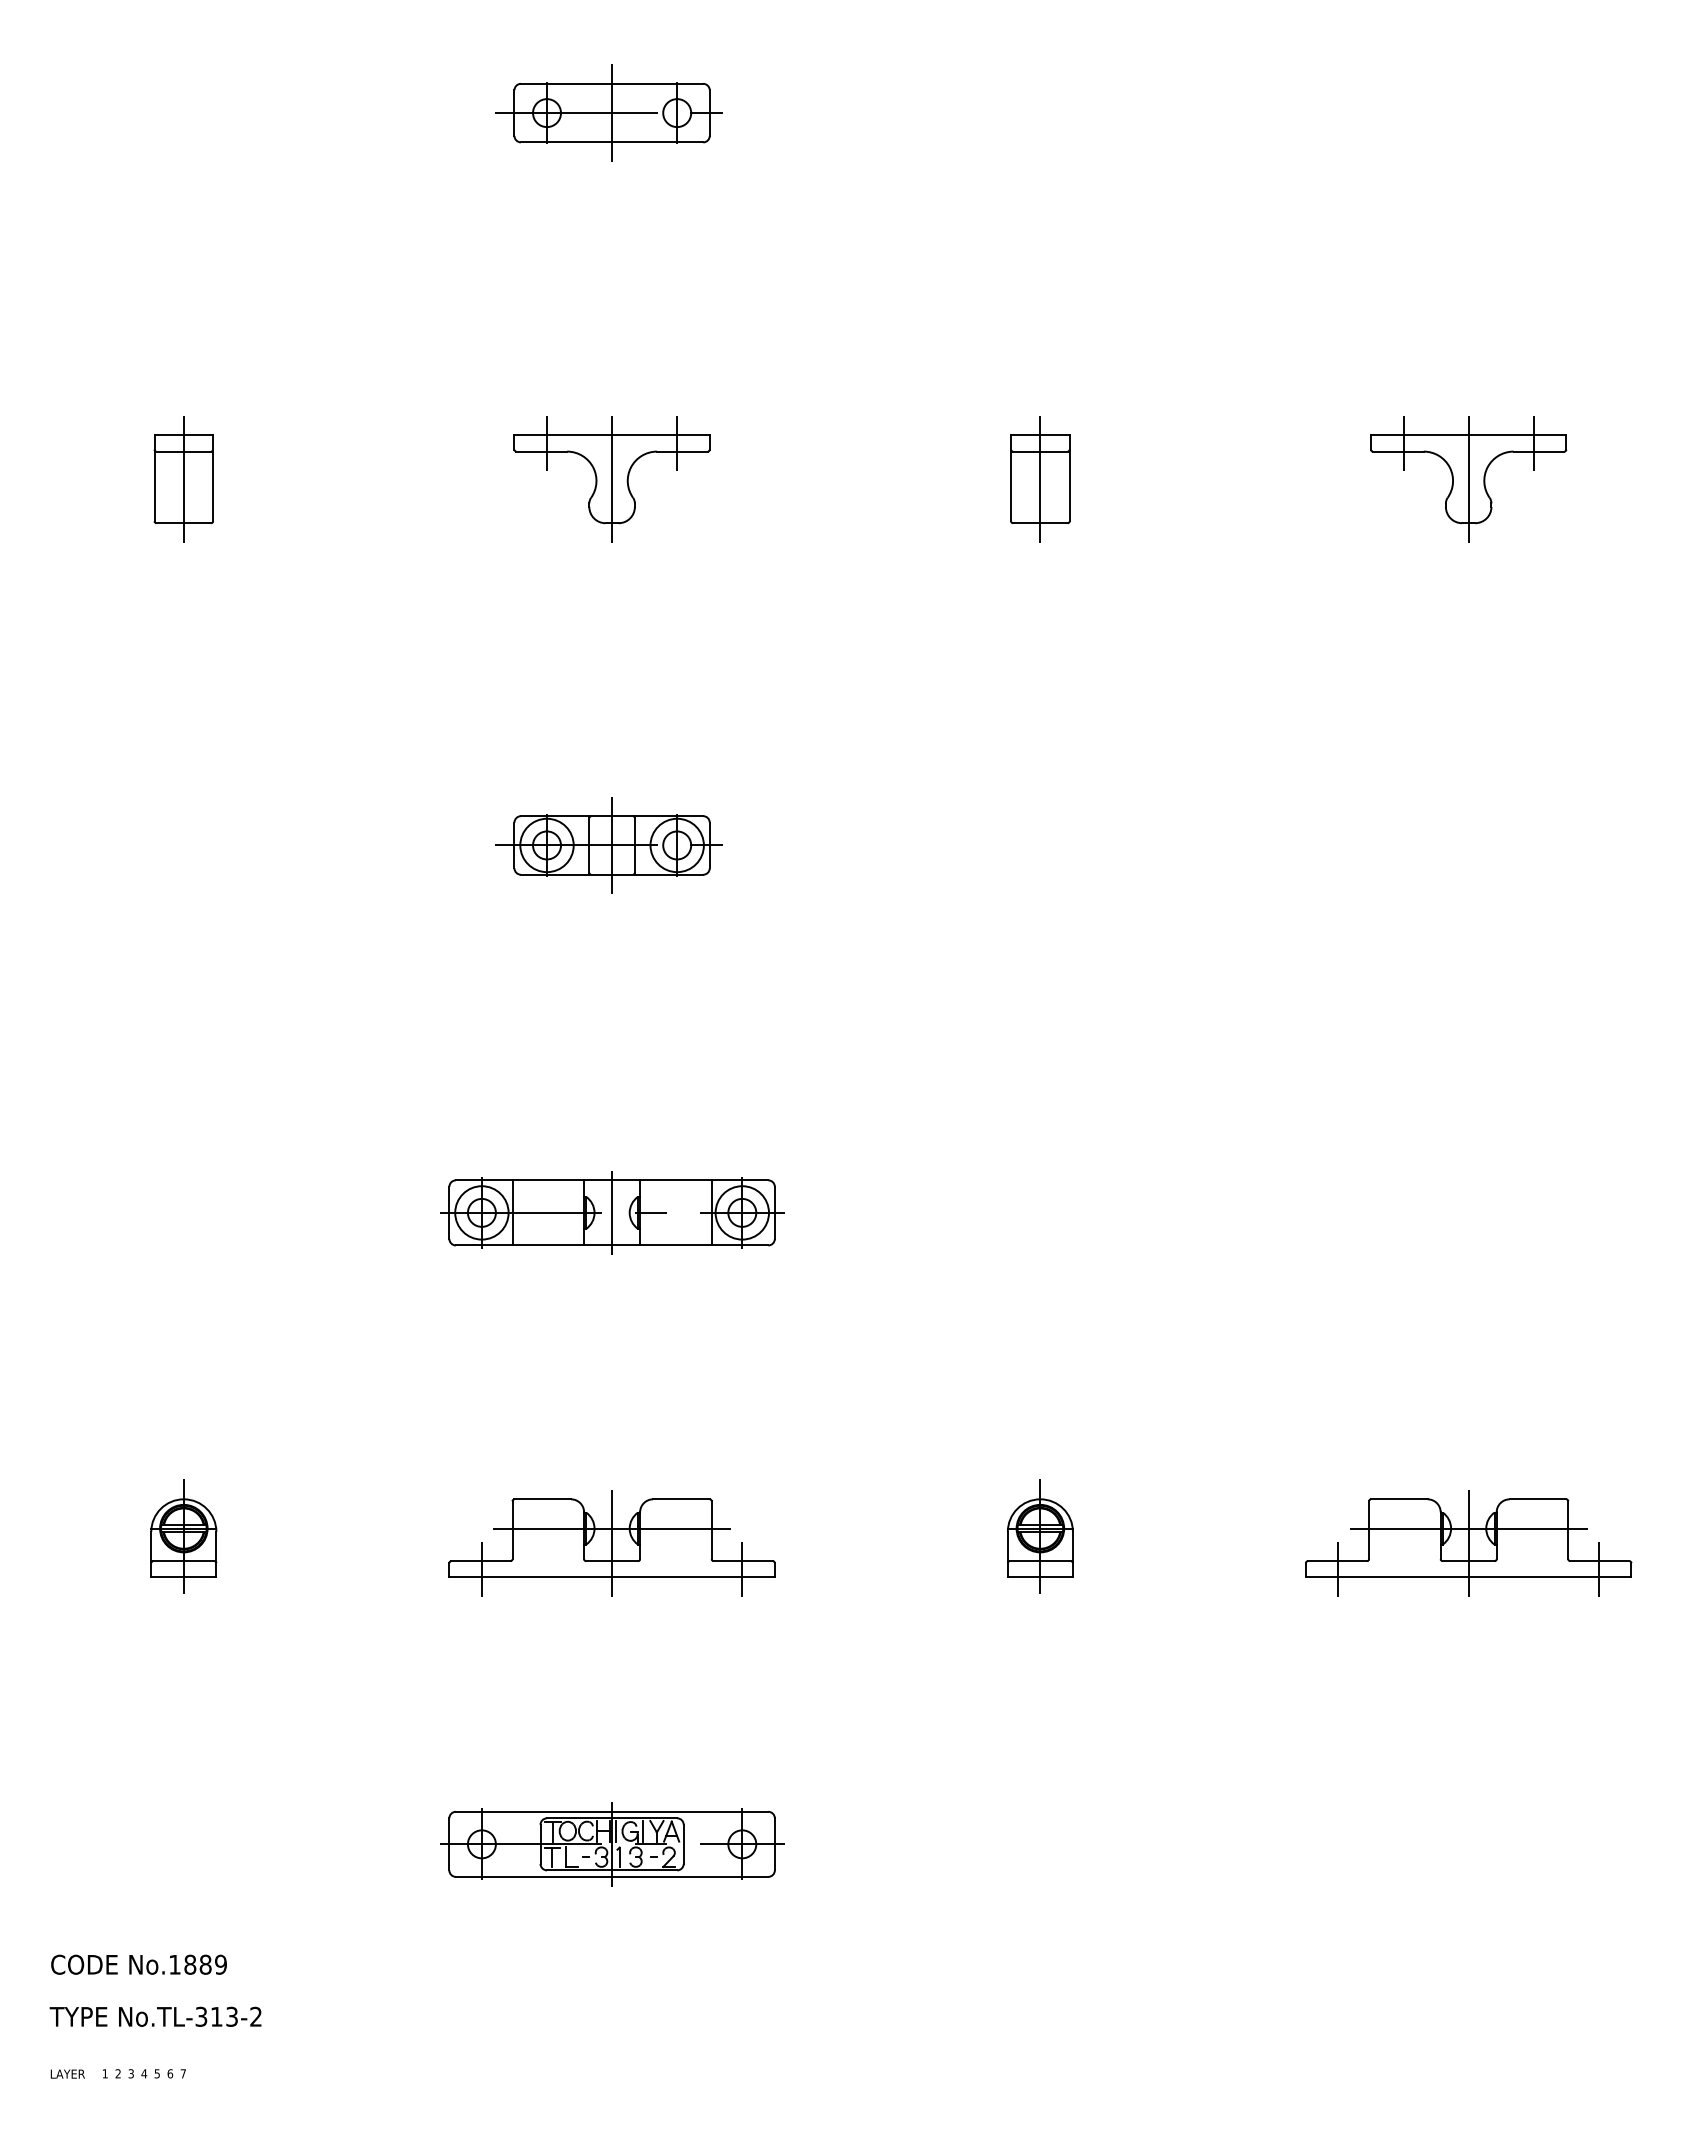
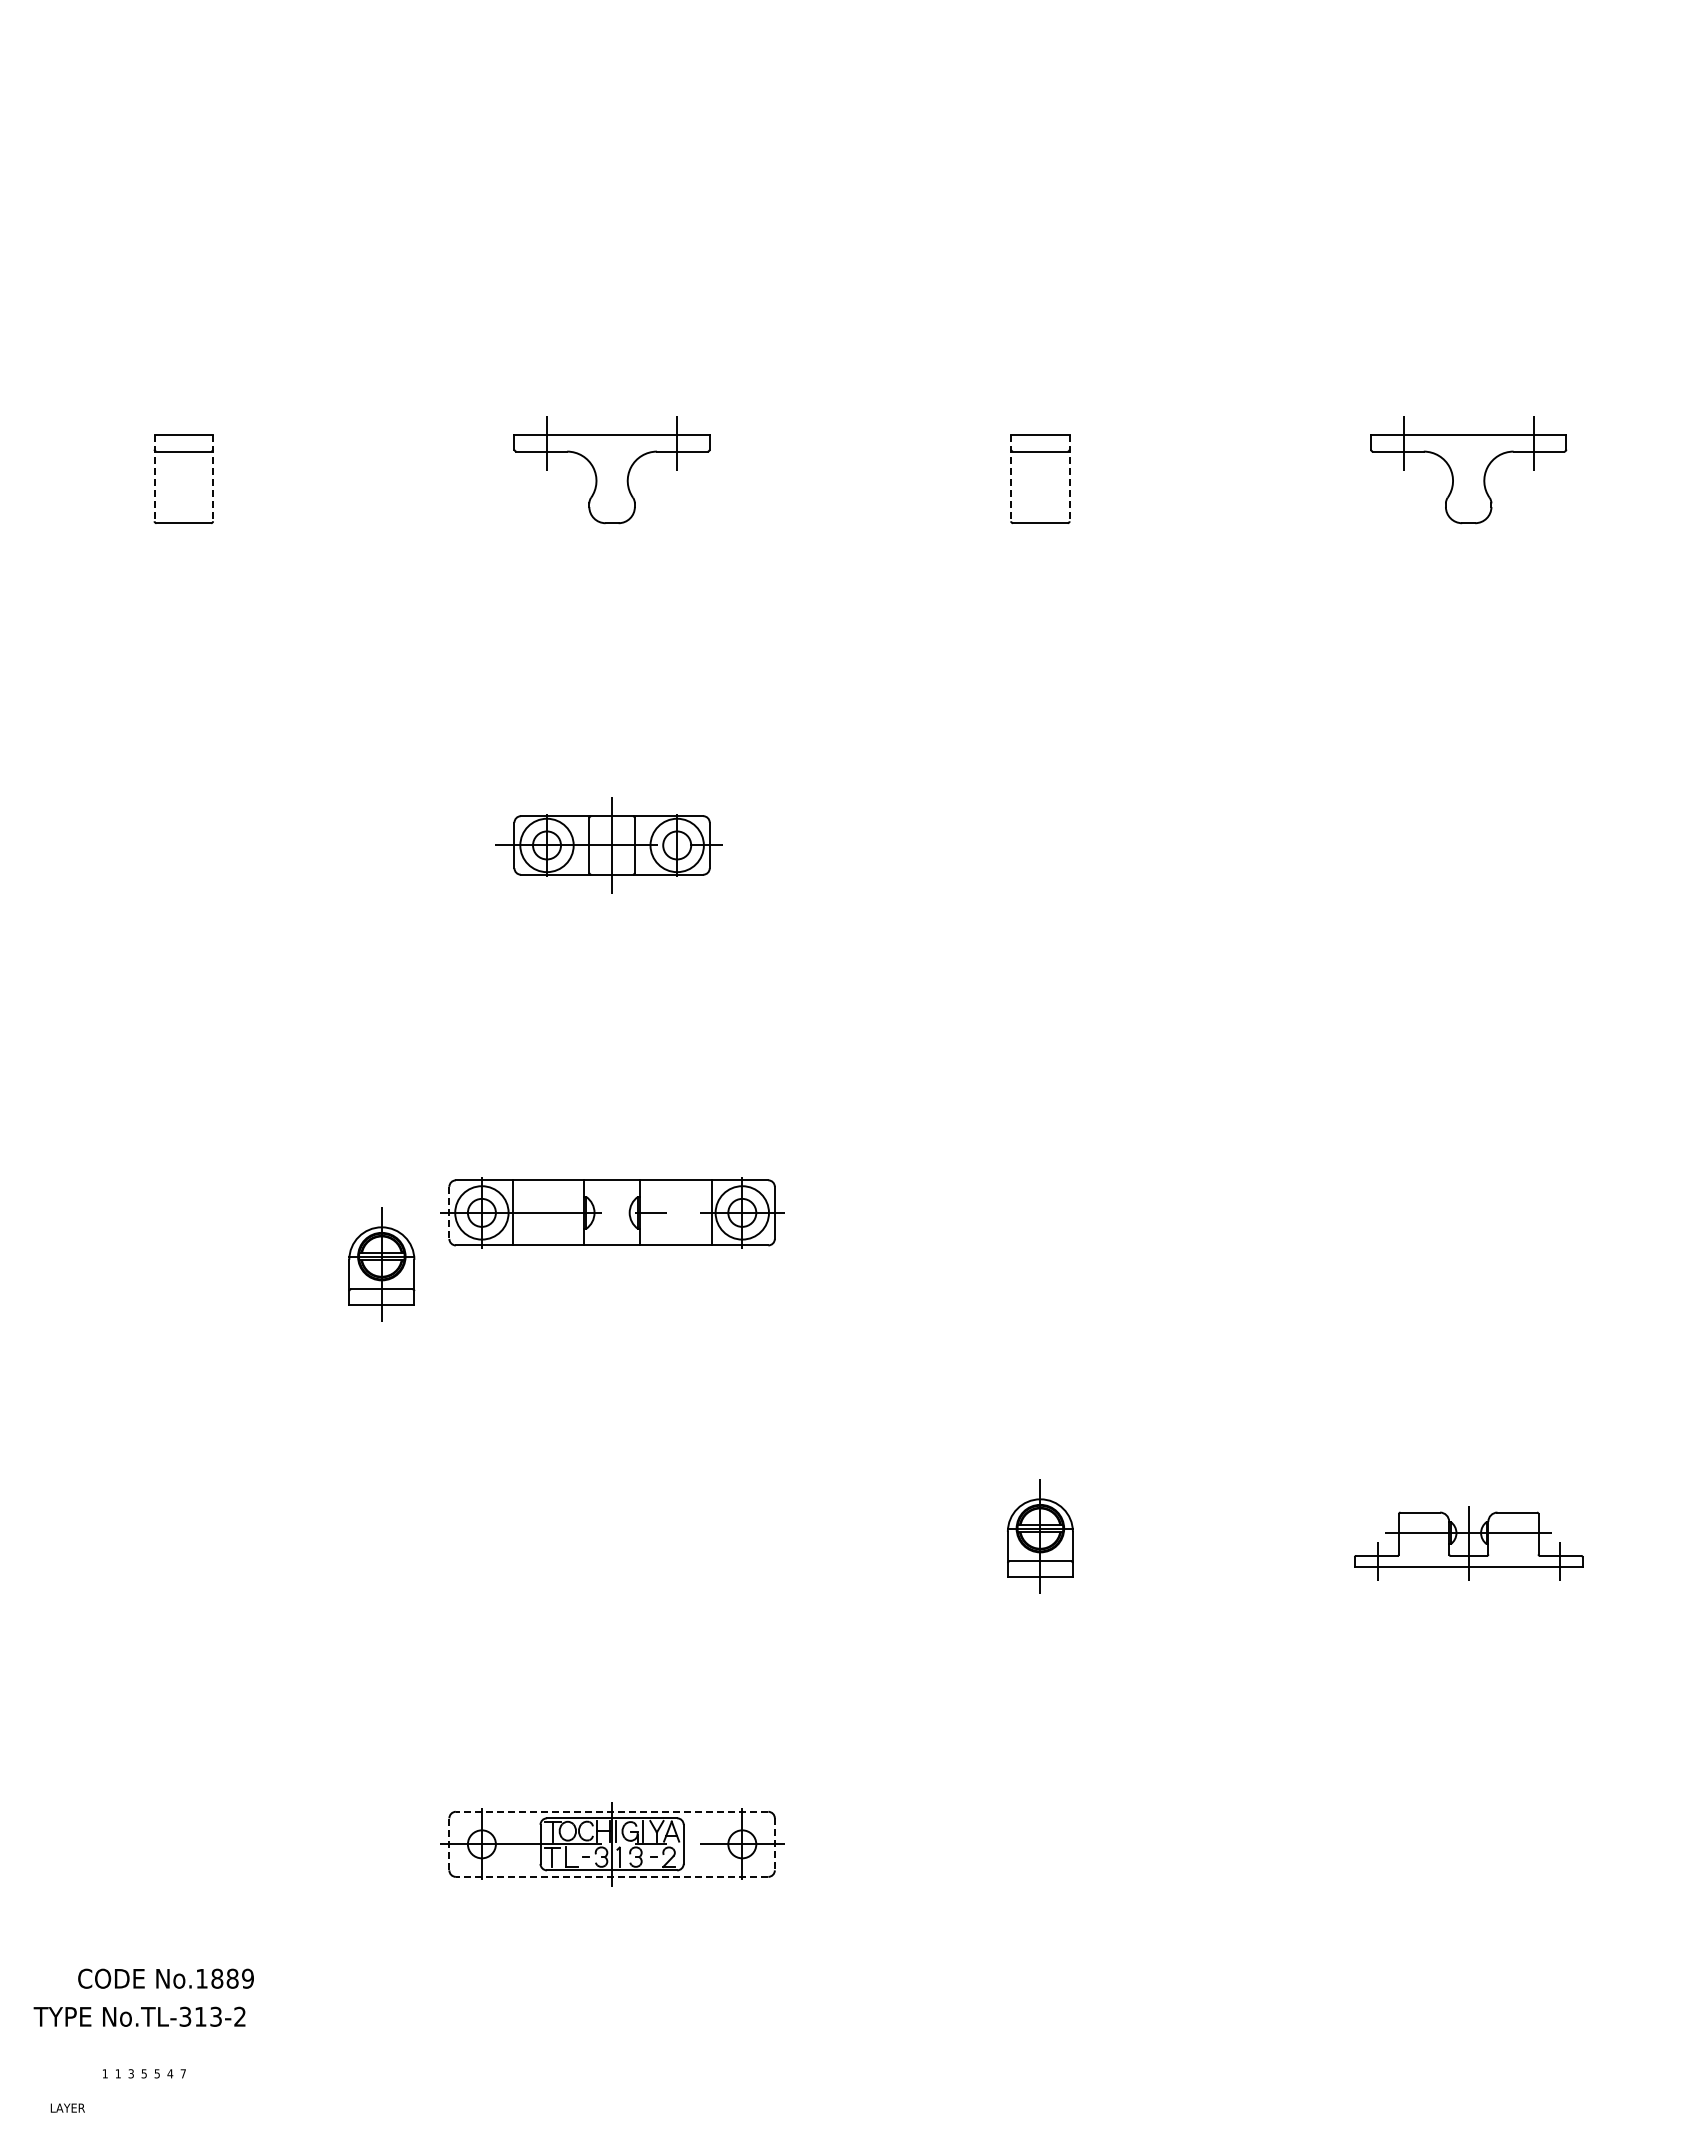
part: present -> none (608, 112)
line: solid -> dashed (154, 478)
line: present -> none (183, 478)
line: solid -> dashed (213, 478)
line: present -> none (612, 478)
line: solid -> dashed (1011, 478)
line: present -> none (1040, 478)
line: solid -> dashed (1069, 478)
line: present -> none (1468, 478)
line: present -> none (612, 1212)
line: solid -> dashed (449, 1213)
part position: (183, 1536) -> (381, 1264) (381, 1264)
part: present -> none (611, 1543)
part size: 328x107 px -> 230x75 px (1468, 1543)
line: solid -> dashed (611, 1811)
line: solid -> dashed (449, 1843)
line: solid -> dashed (774, 1844)
line: solid -> dashed (611, 1876)
text position: (138, 1964) -> (165, 1978) (165, 1978)
text position: (155, 2016) -> (139, 2016) (139, 2016)
text position: (67, 2073) -> (67, 2107) (67, 2107)
text: 2 -> 1 (117, 2073)
text: 4 -> 5 (144, 2073)
text: 6 -> 4 (169, 2073)
